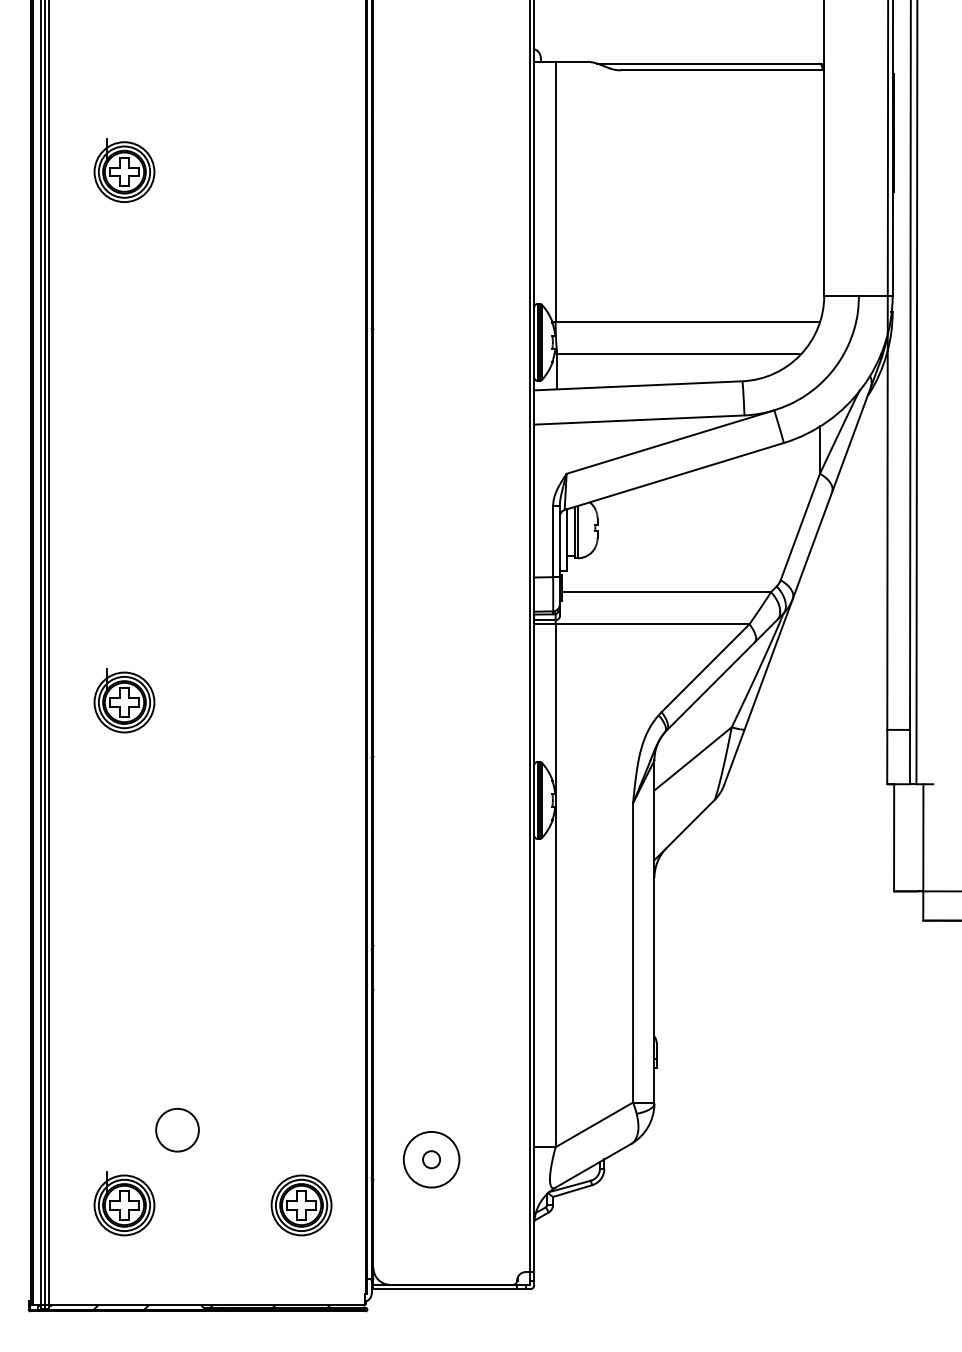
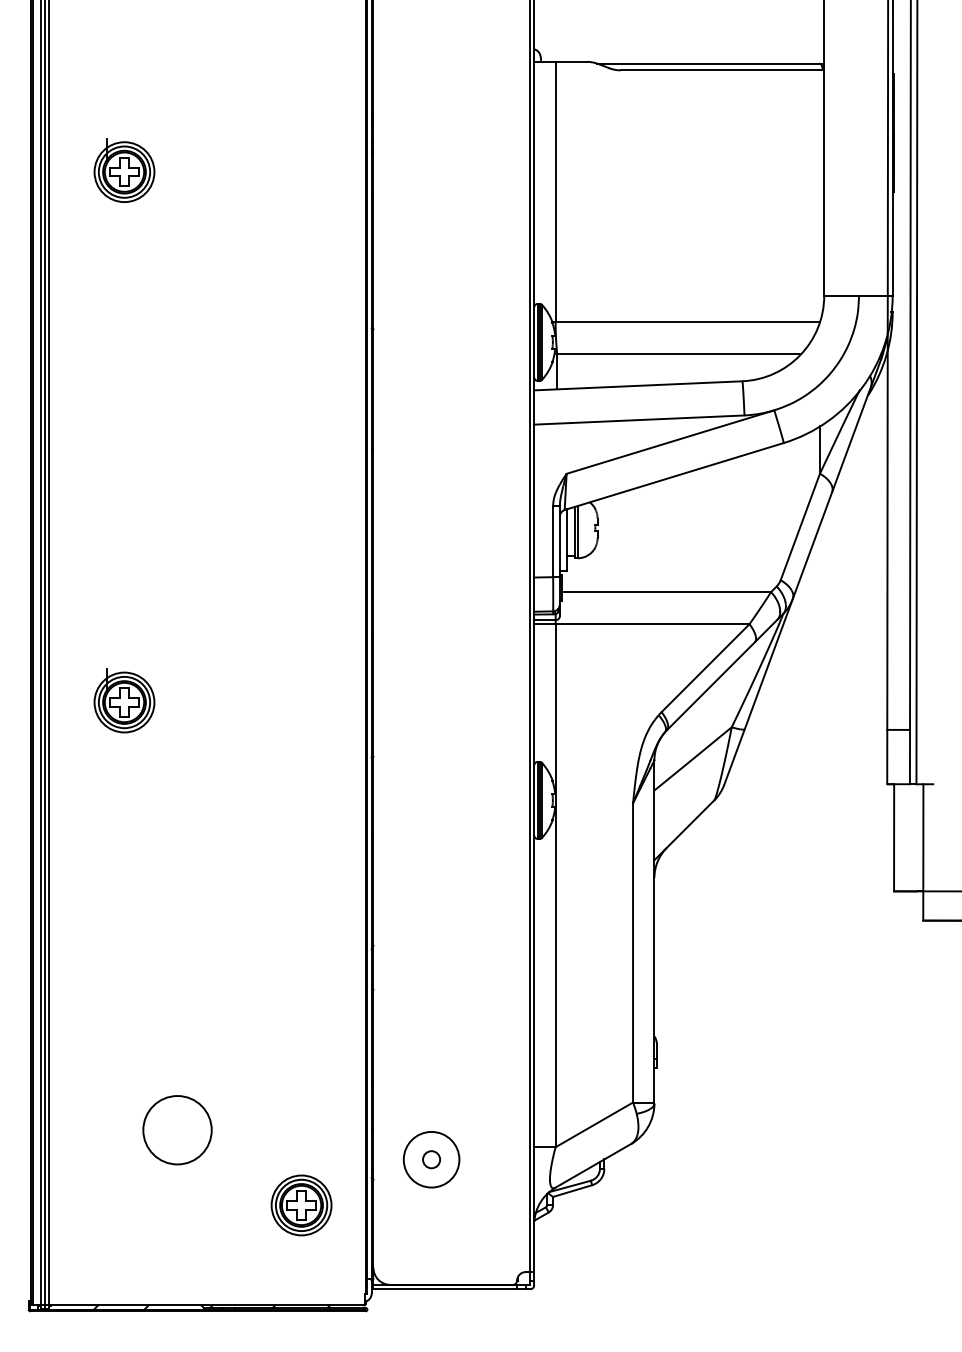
circle diameter: 43 px -> 68 px (177, 1130)
part: present -> none (124, 1203)
